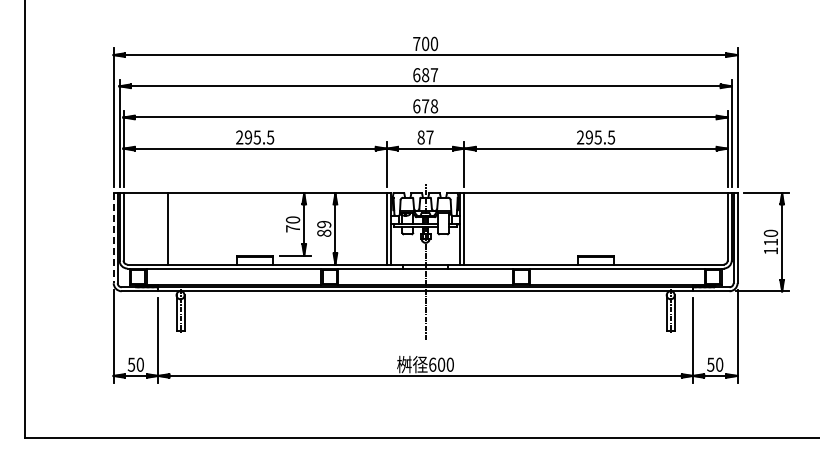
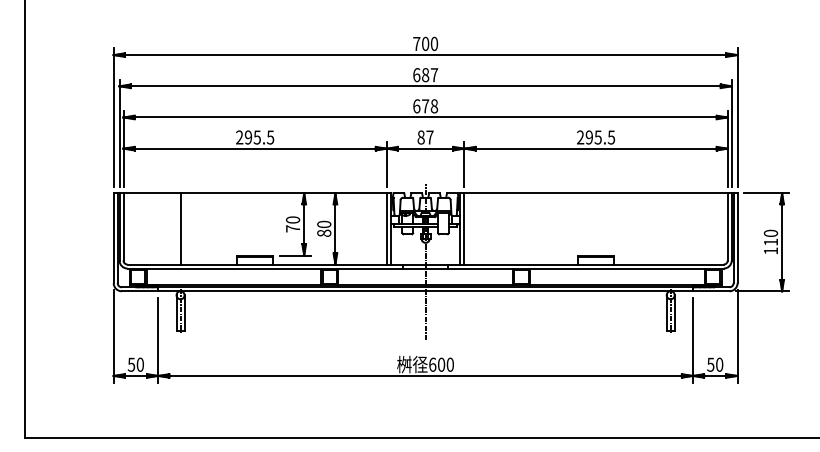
text: 89 -> 80 (324, 224)
line position: (168, 228) -> (181, 228) (181, 228)
line: dashed -> solid (113, 238)
